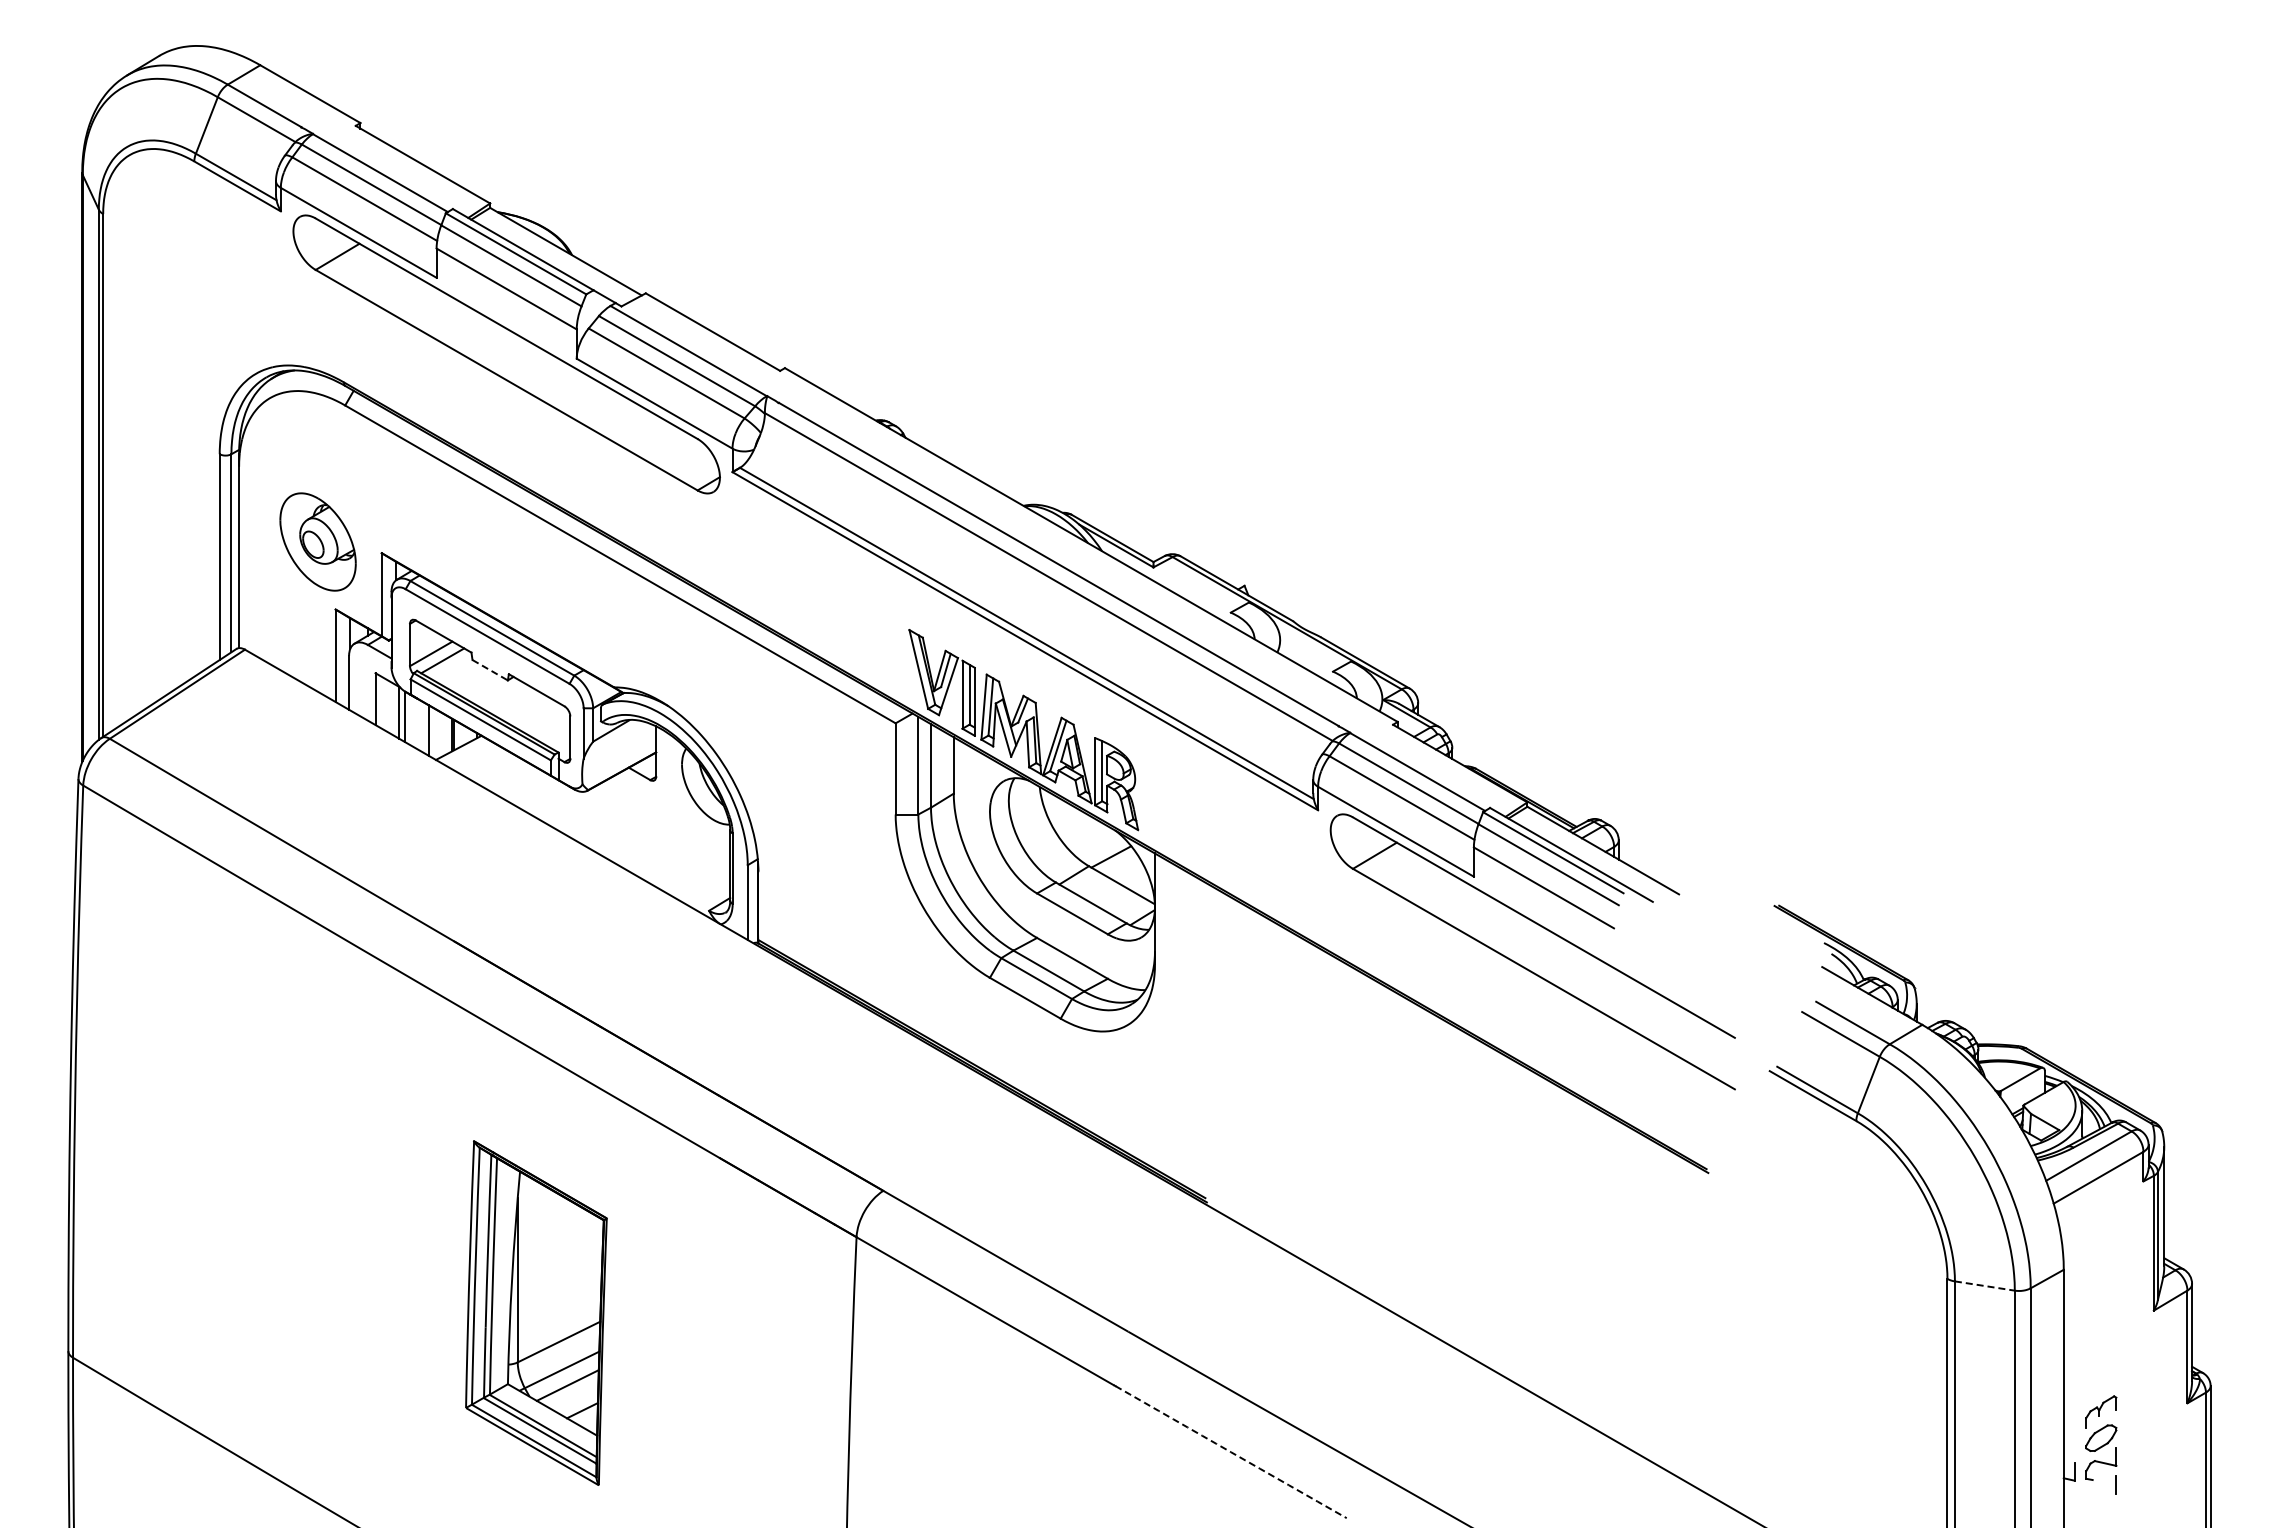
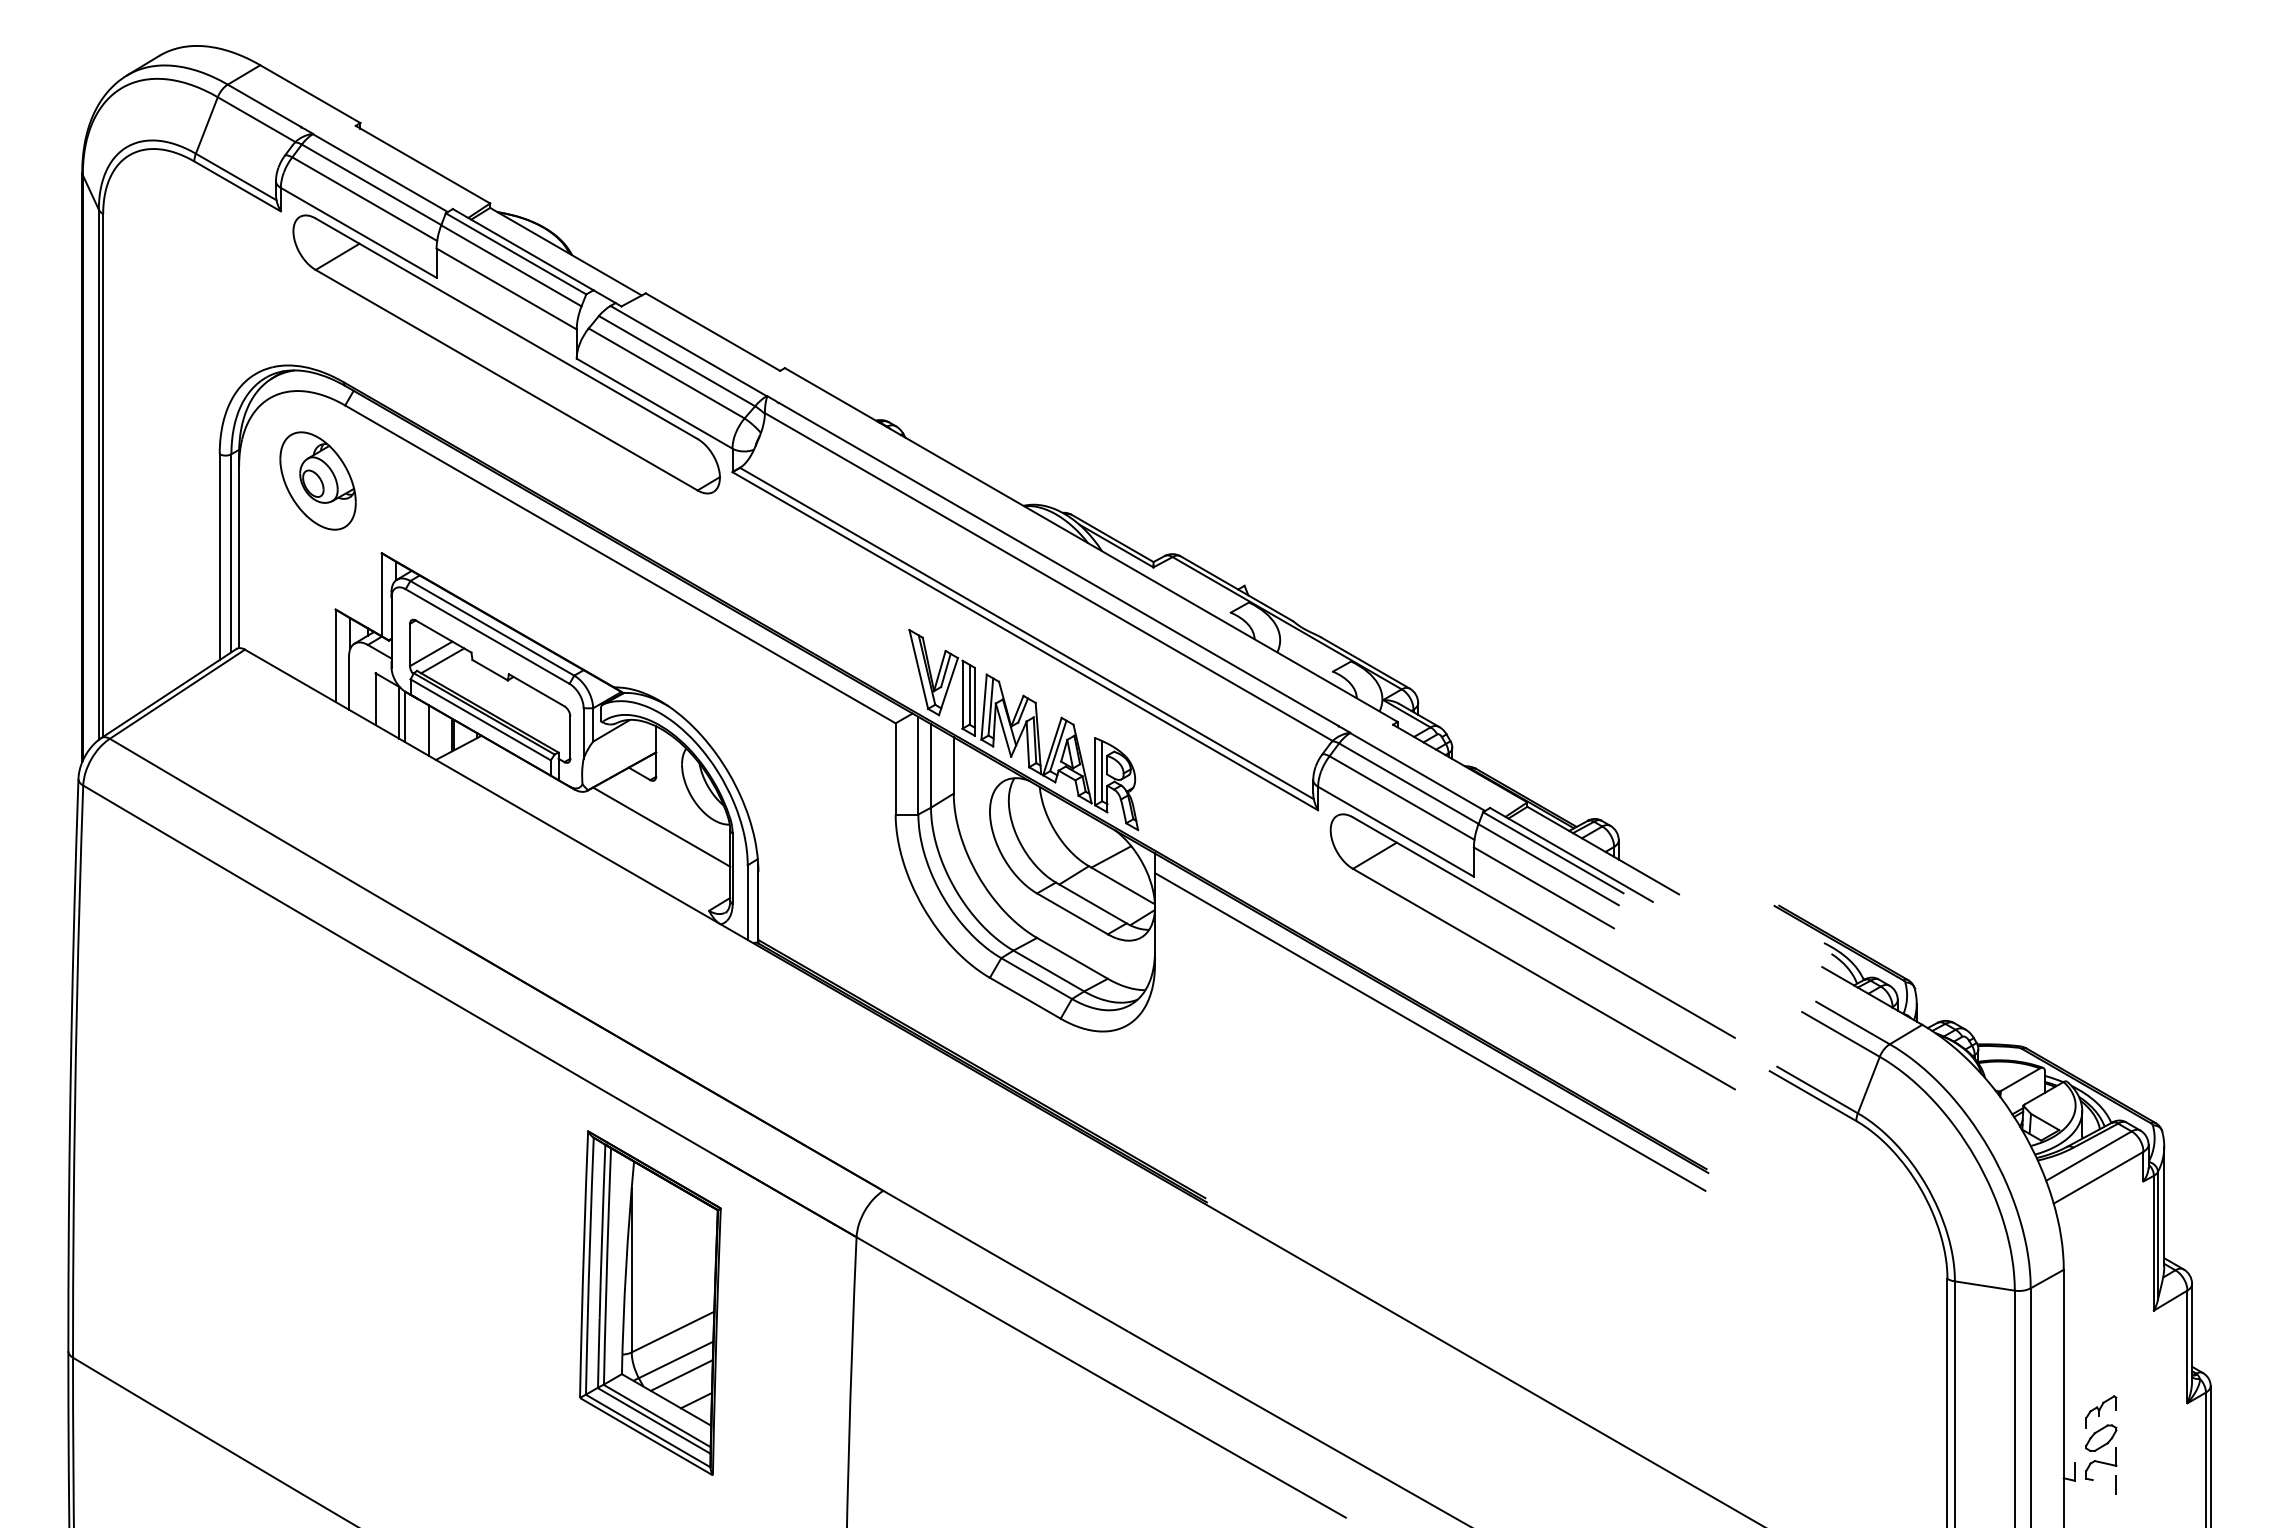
part position: (317, 541) -> (317, 480) (317, 480)
line: dashed -> solid (490, 670)
line: none -> present (661, 826)
line: none -> present (1429, 1031)
line: dashed -> solid (1985, 1286)
part position: (536, 1312) -> (650, 1302) (650, 1302)
arc: dashed -> solid (1231, 1452)
